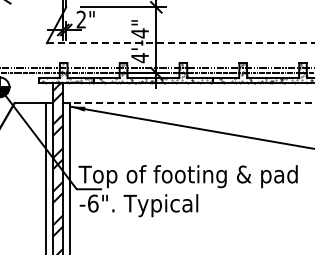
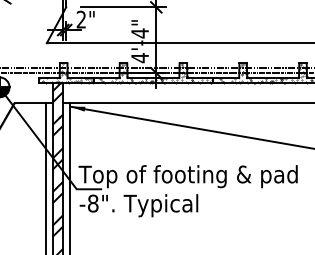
line: dashed -> solid (180, 43)
line: dashed -> solid (188, 103)
text: -6". -> -8". (93, 203)
